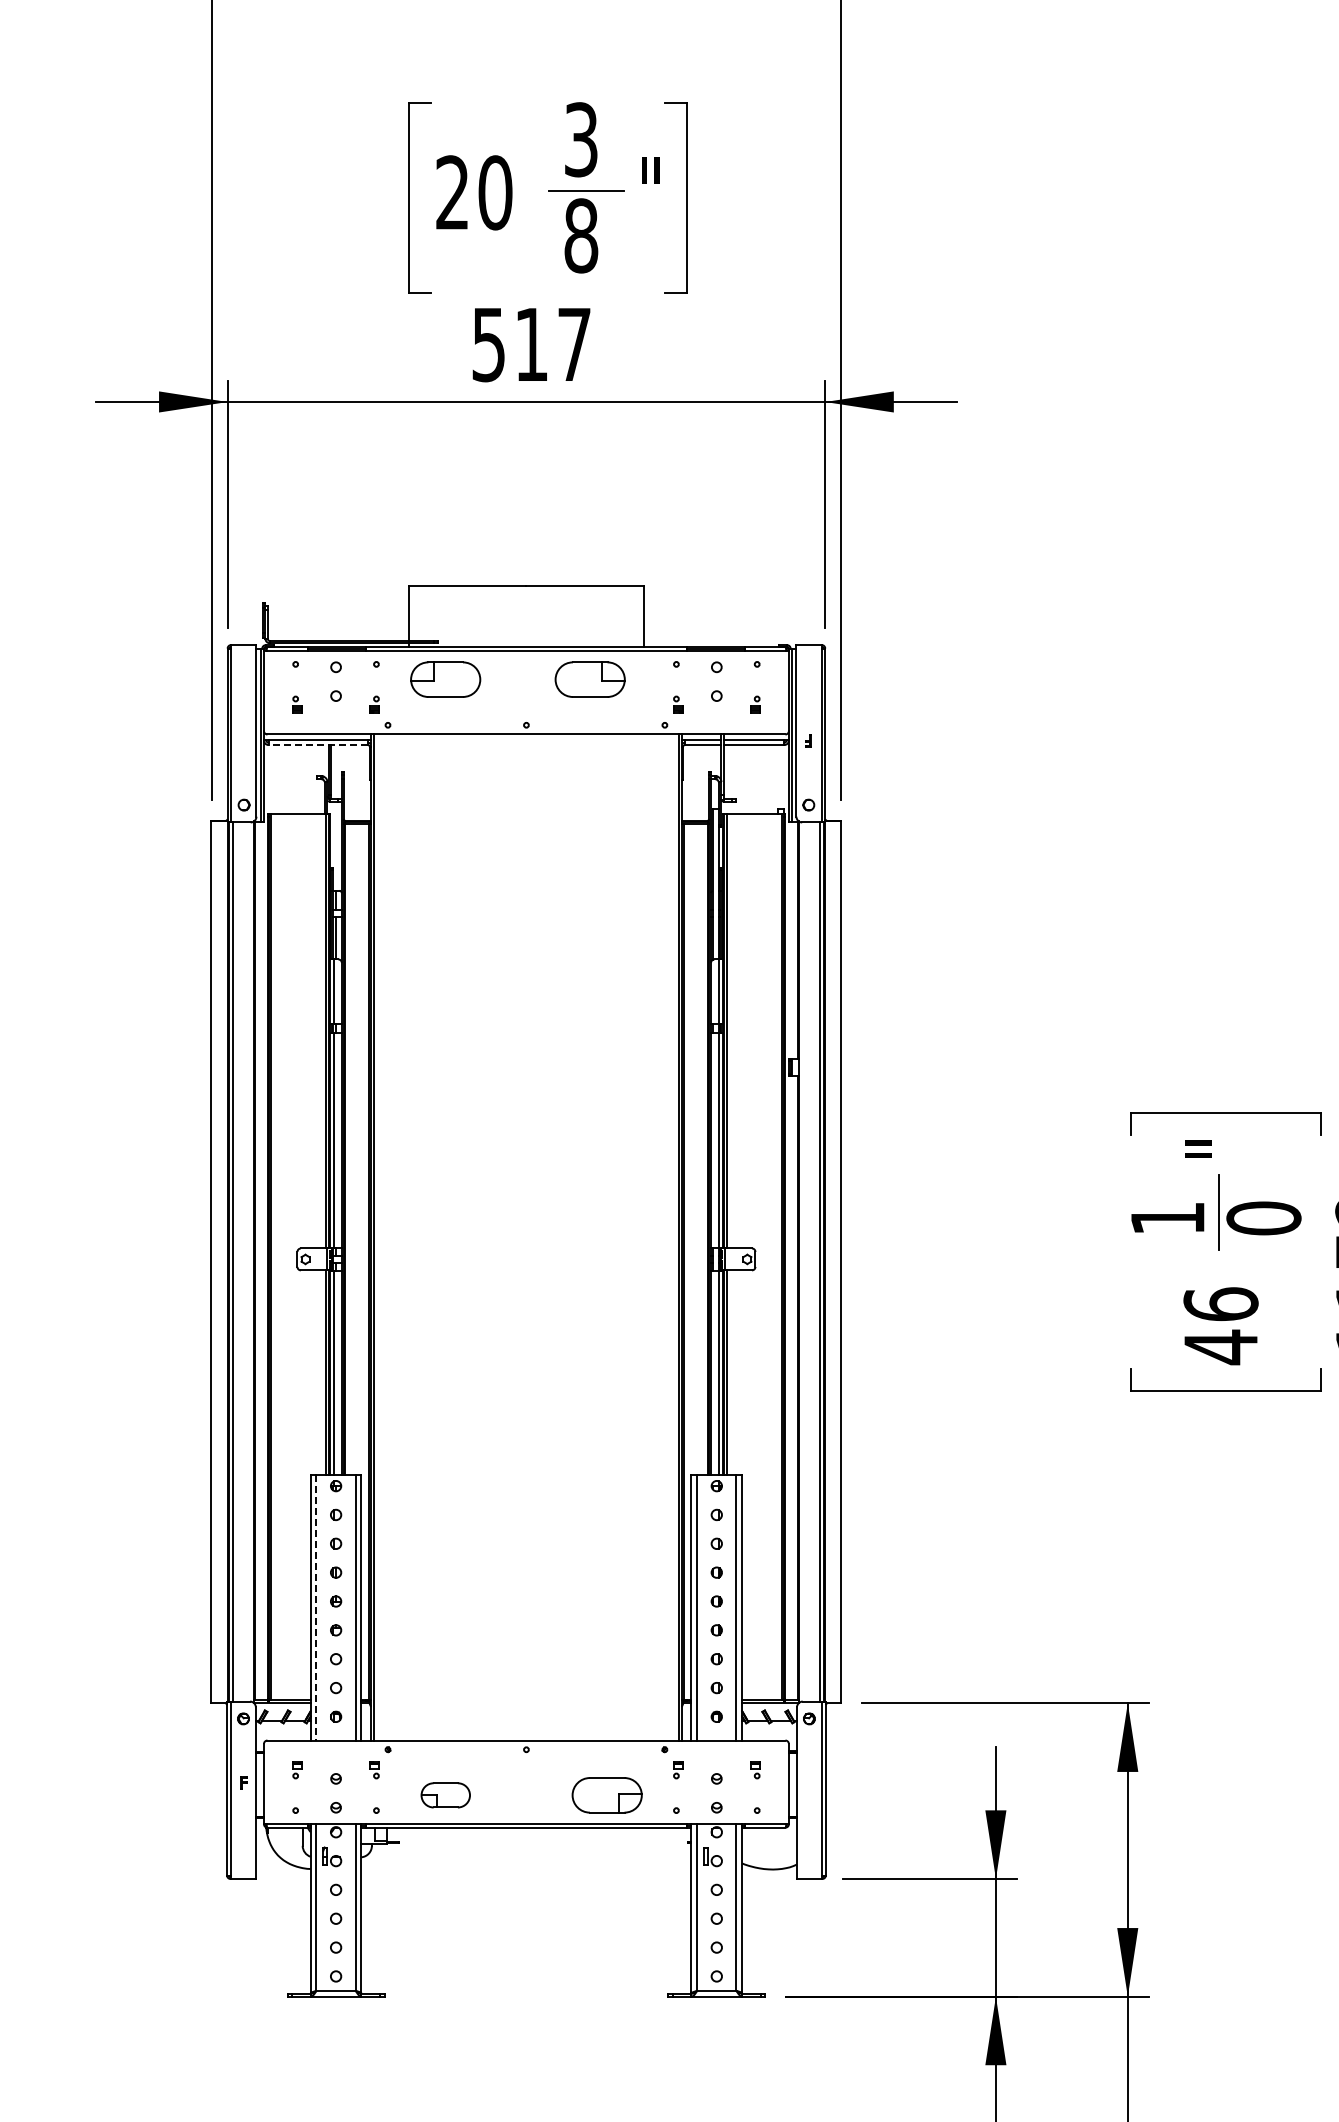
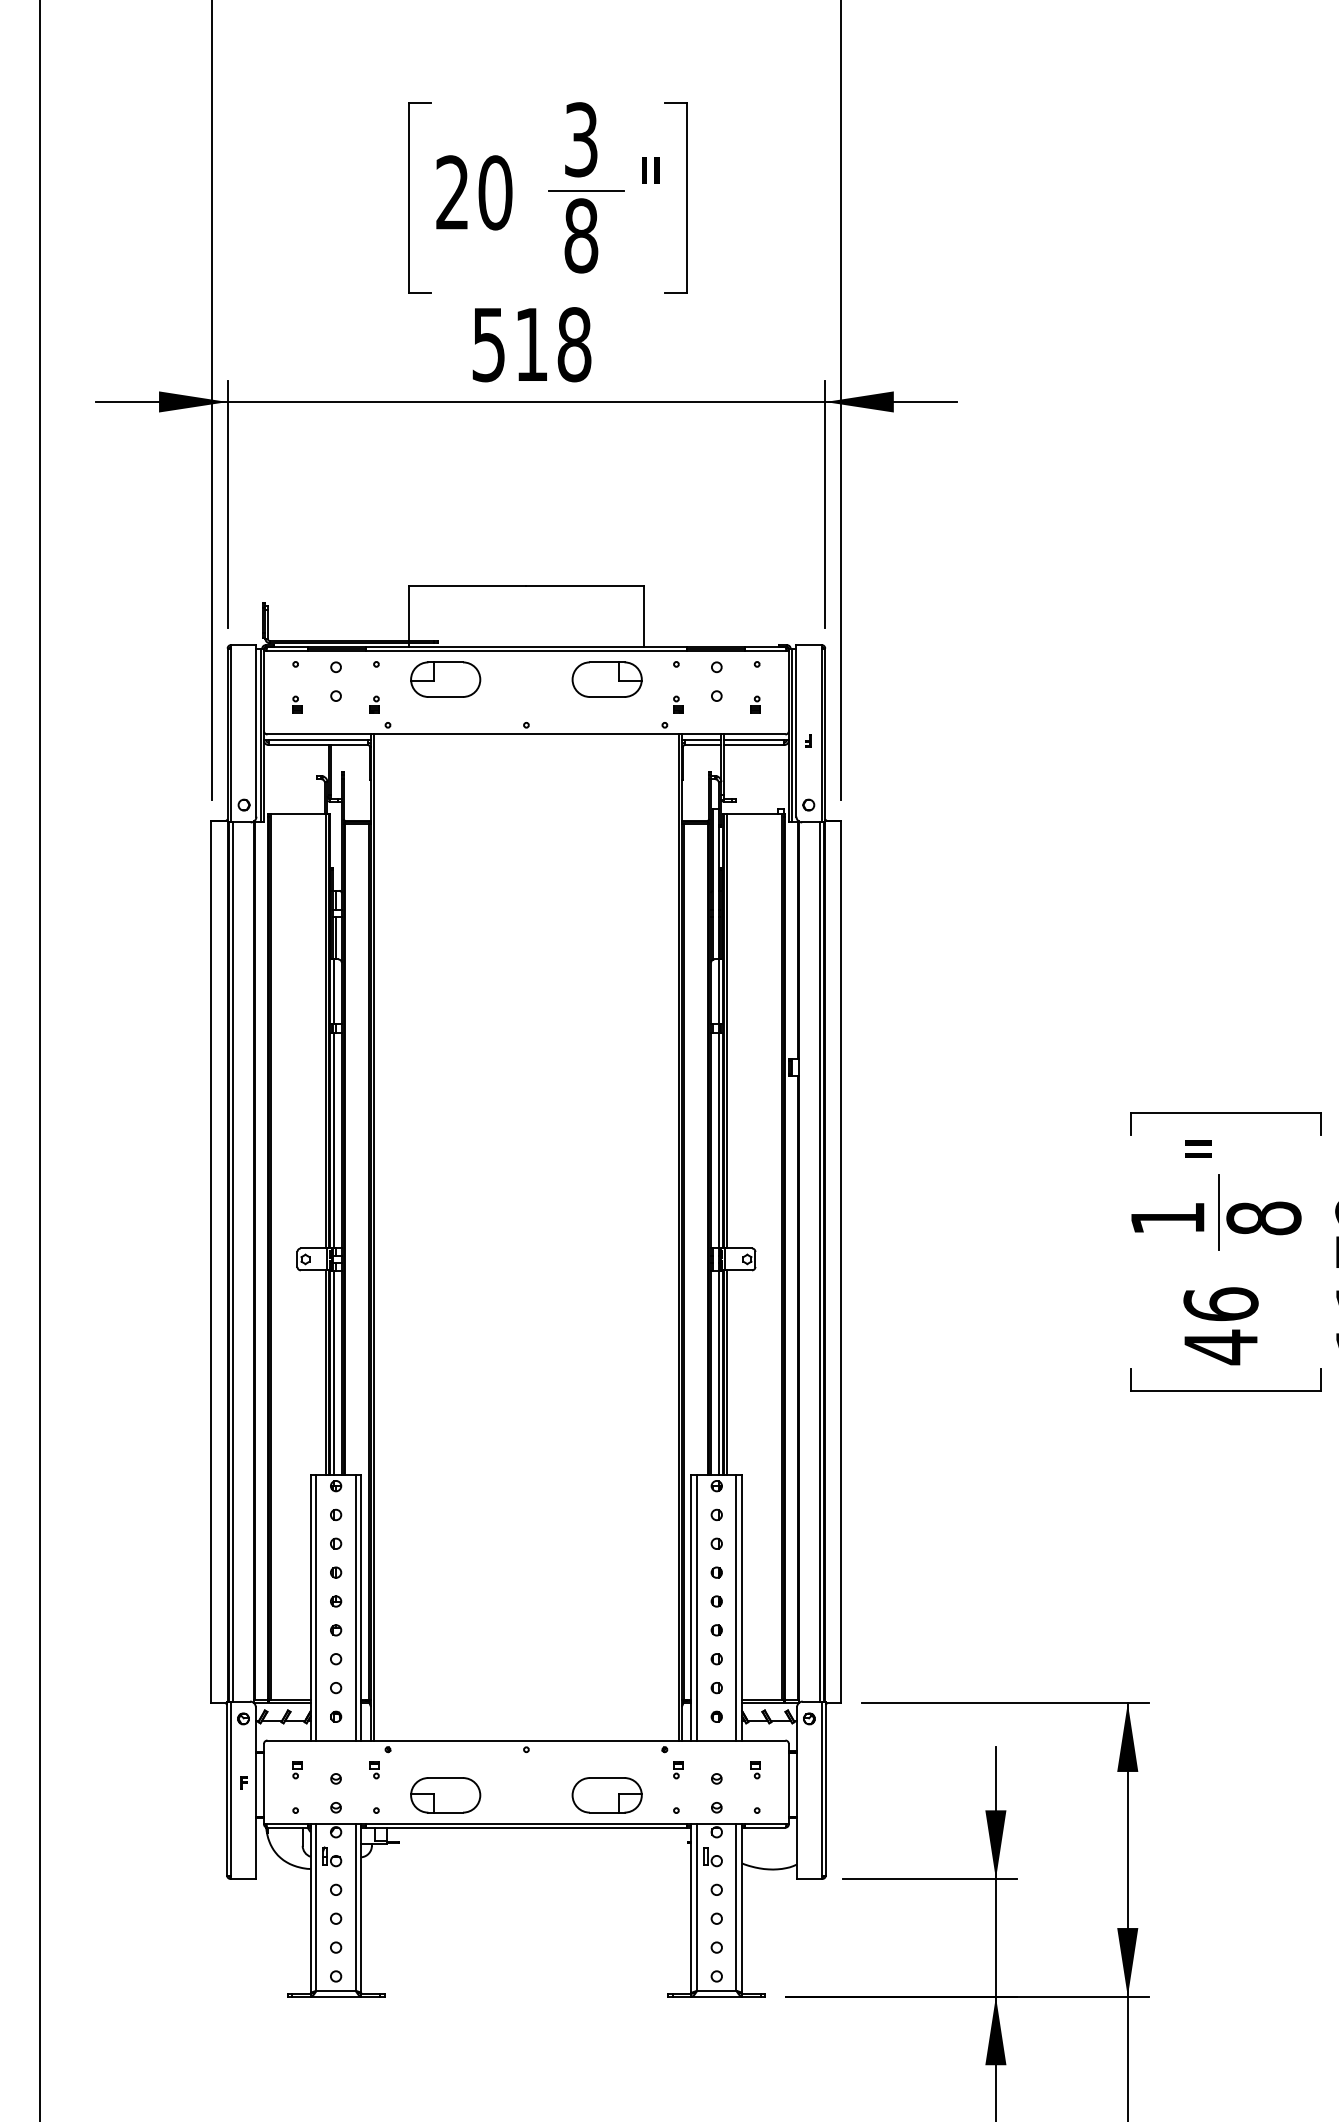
text: 517 -> 518 (574, 344)
part position: (589, 679) -> (606, 679) (606, 679)
line: dashed -> solid (318, 745)
line: none -> present (39, 1060)
text: 0 -> 8 (1263, 1218)
line: dashed -> solid (316, 1607)
part size: 51x27 px -> 72x37 px (445, 1795)
